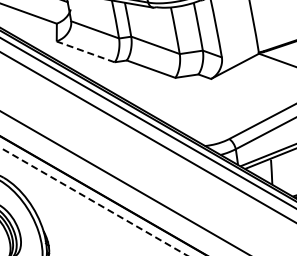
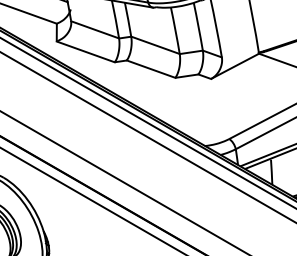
line: dashed -> solid (85, 51)
line: dashed -> solid (93, 201)
